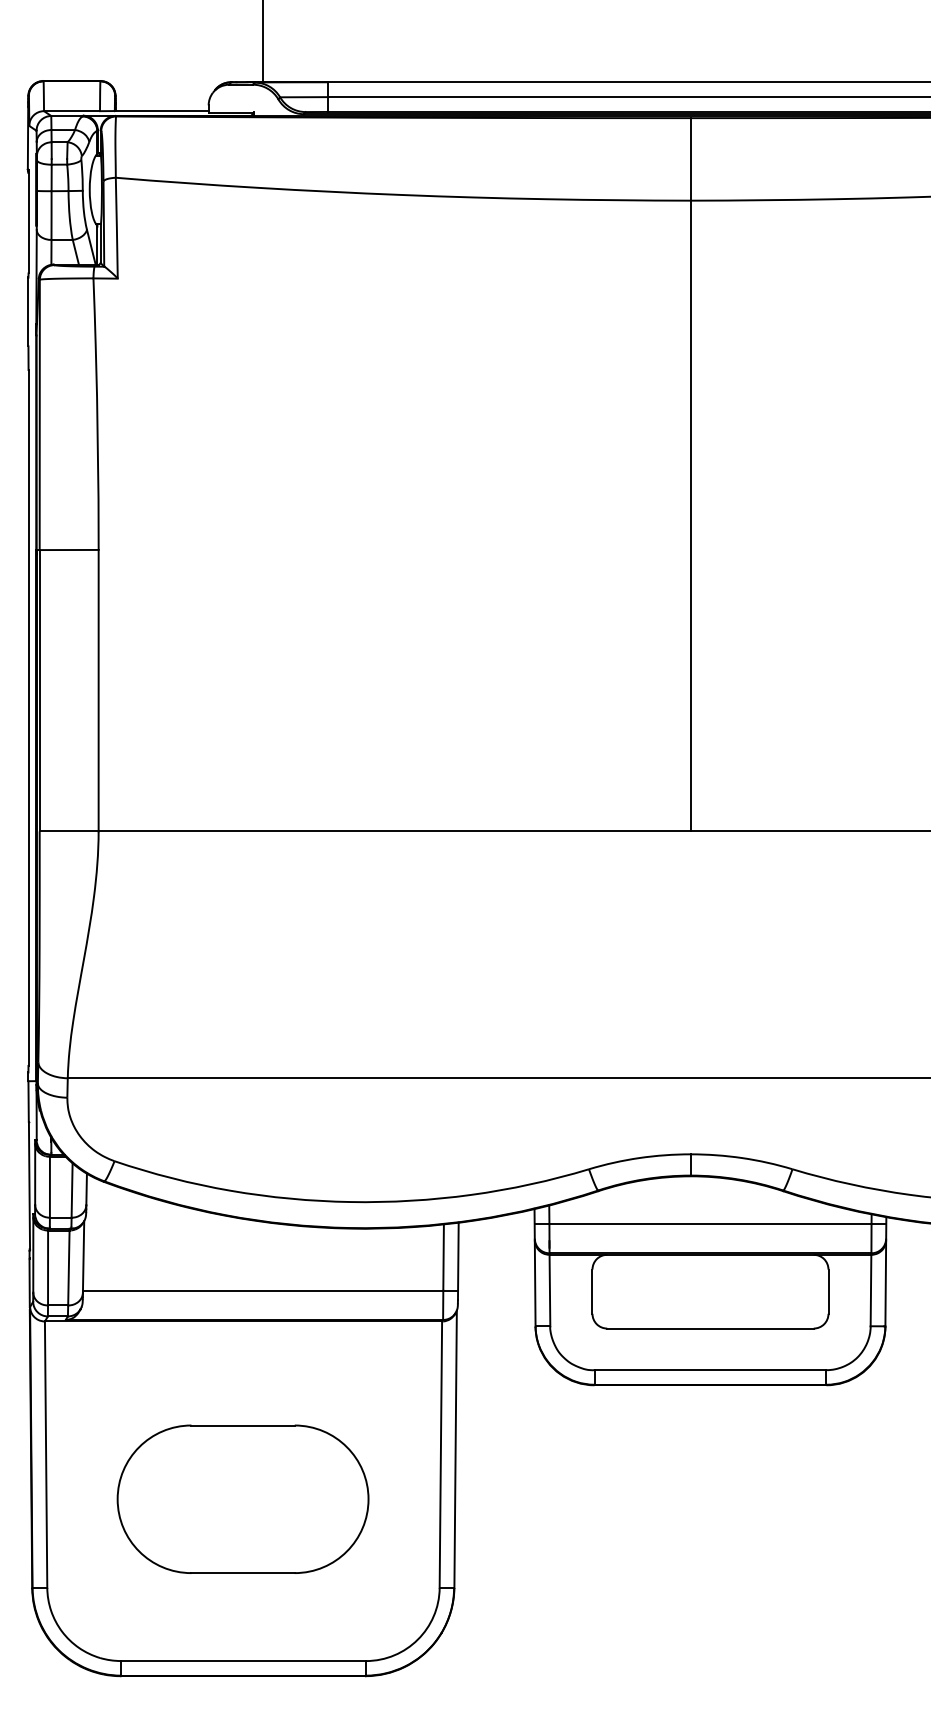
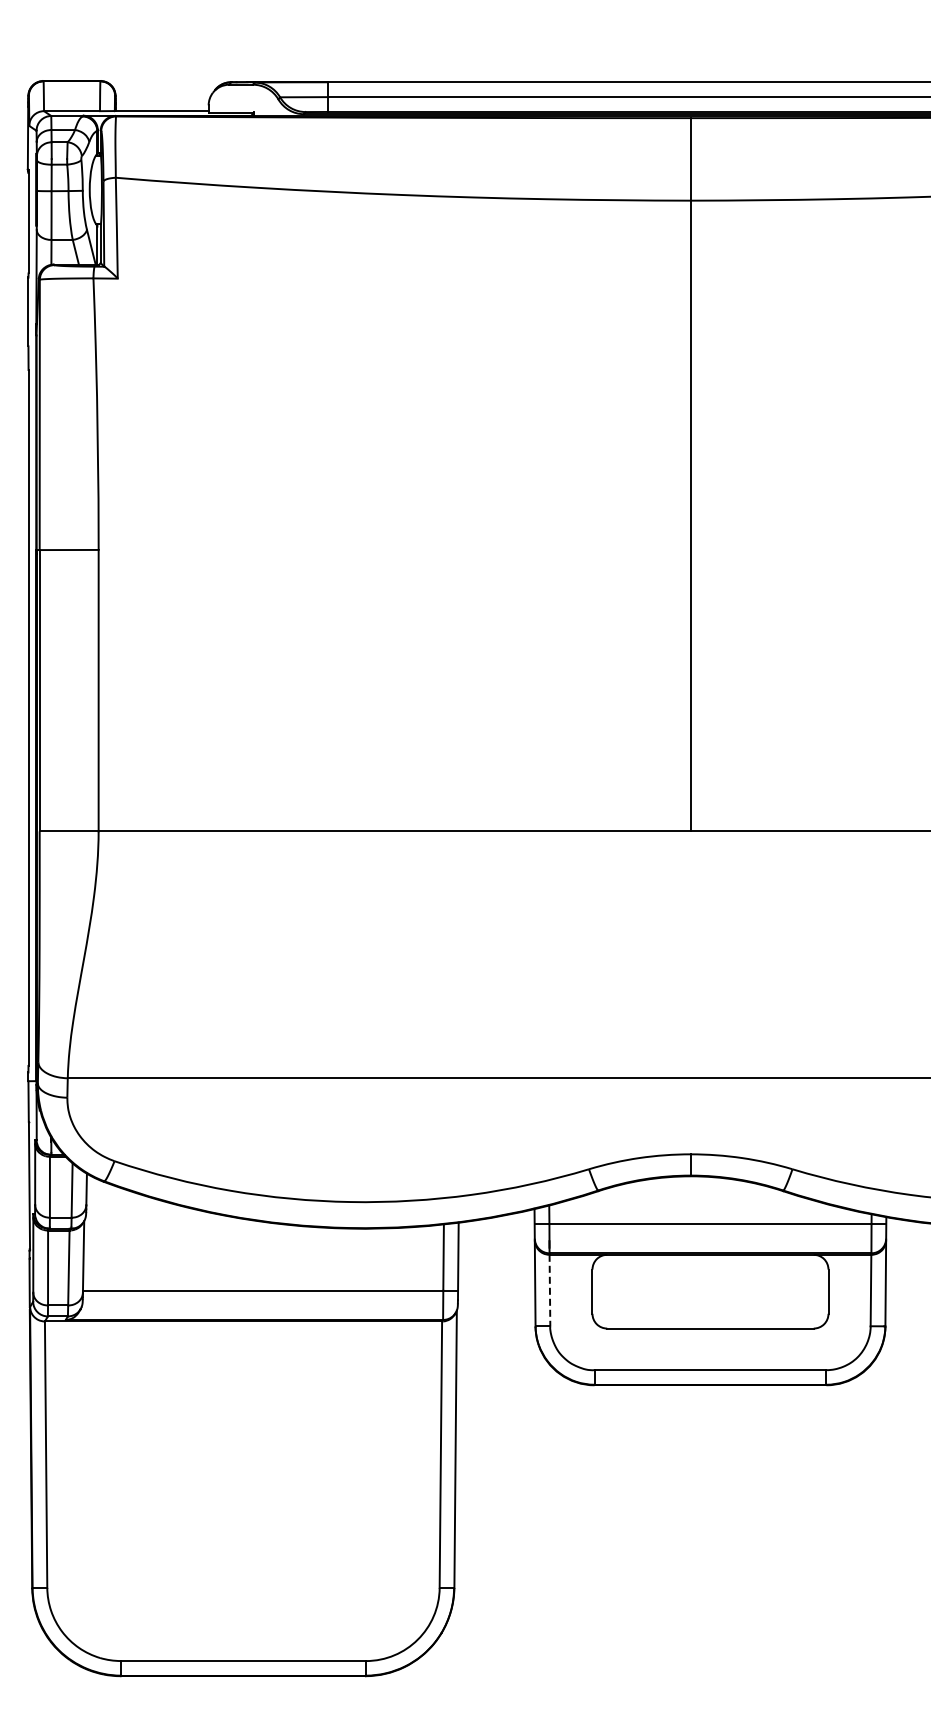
line: present -> none (263, 42)
line: solid -> dashed (549, 1290)
part: present -> none (242, 1498)
